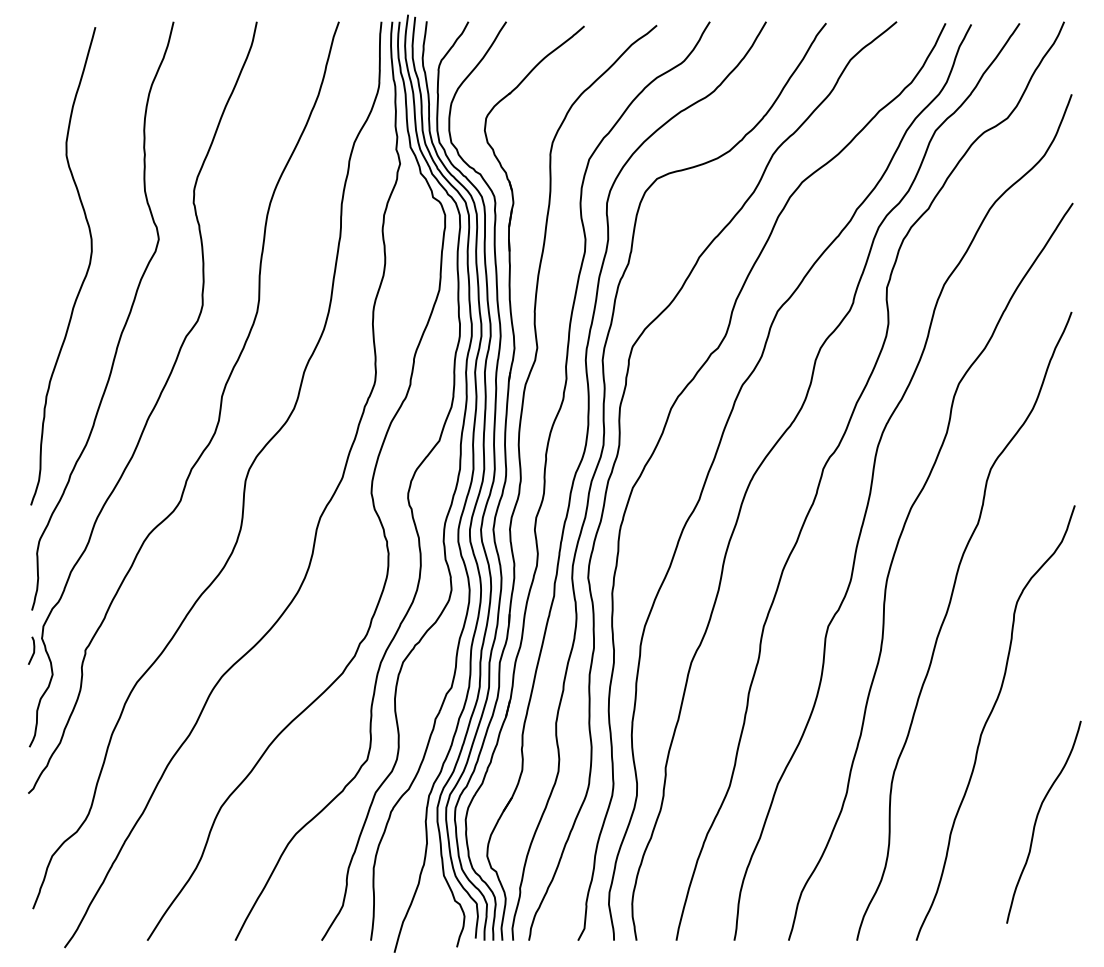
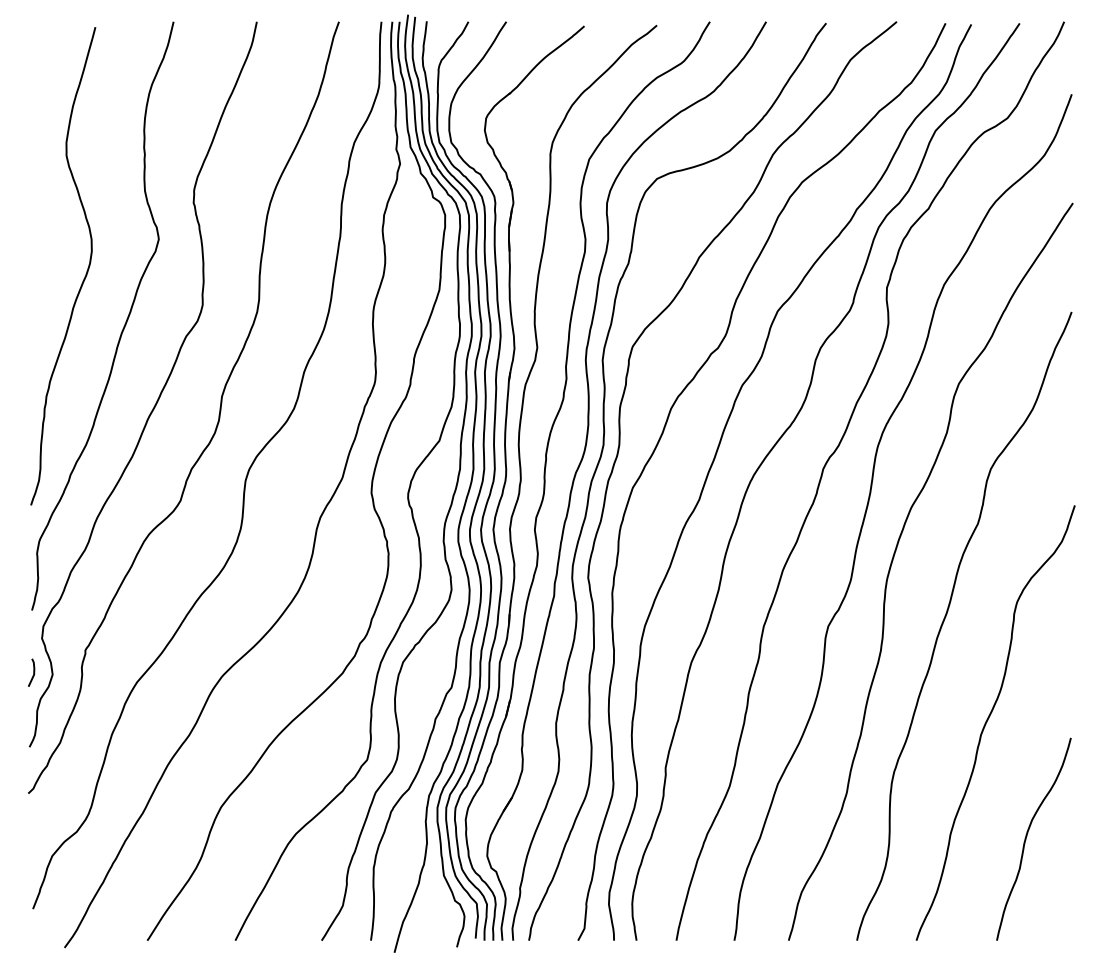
line position: (33, 650) -> (33, 672) (33, 672)
curve position: (1037, 819) -> (1027, 836) (1027, 836)
